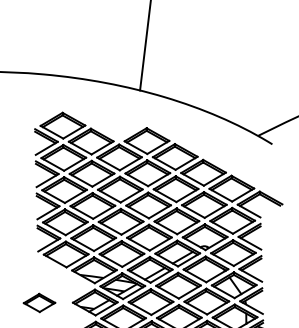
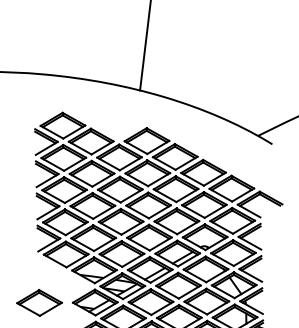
part size: 35x22 px -> 47x28 px (39, 302)
